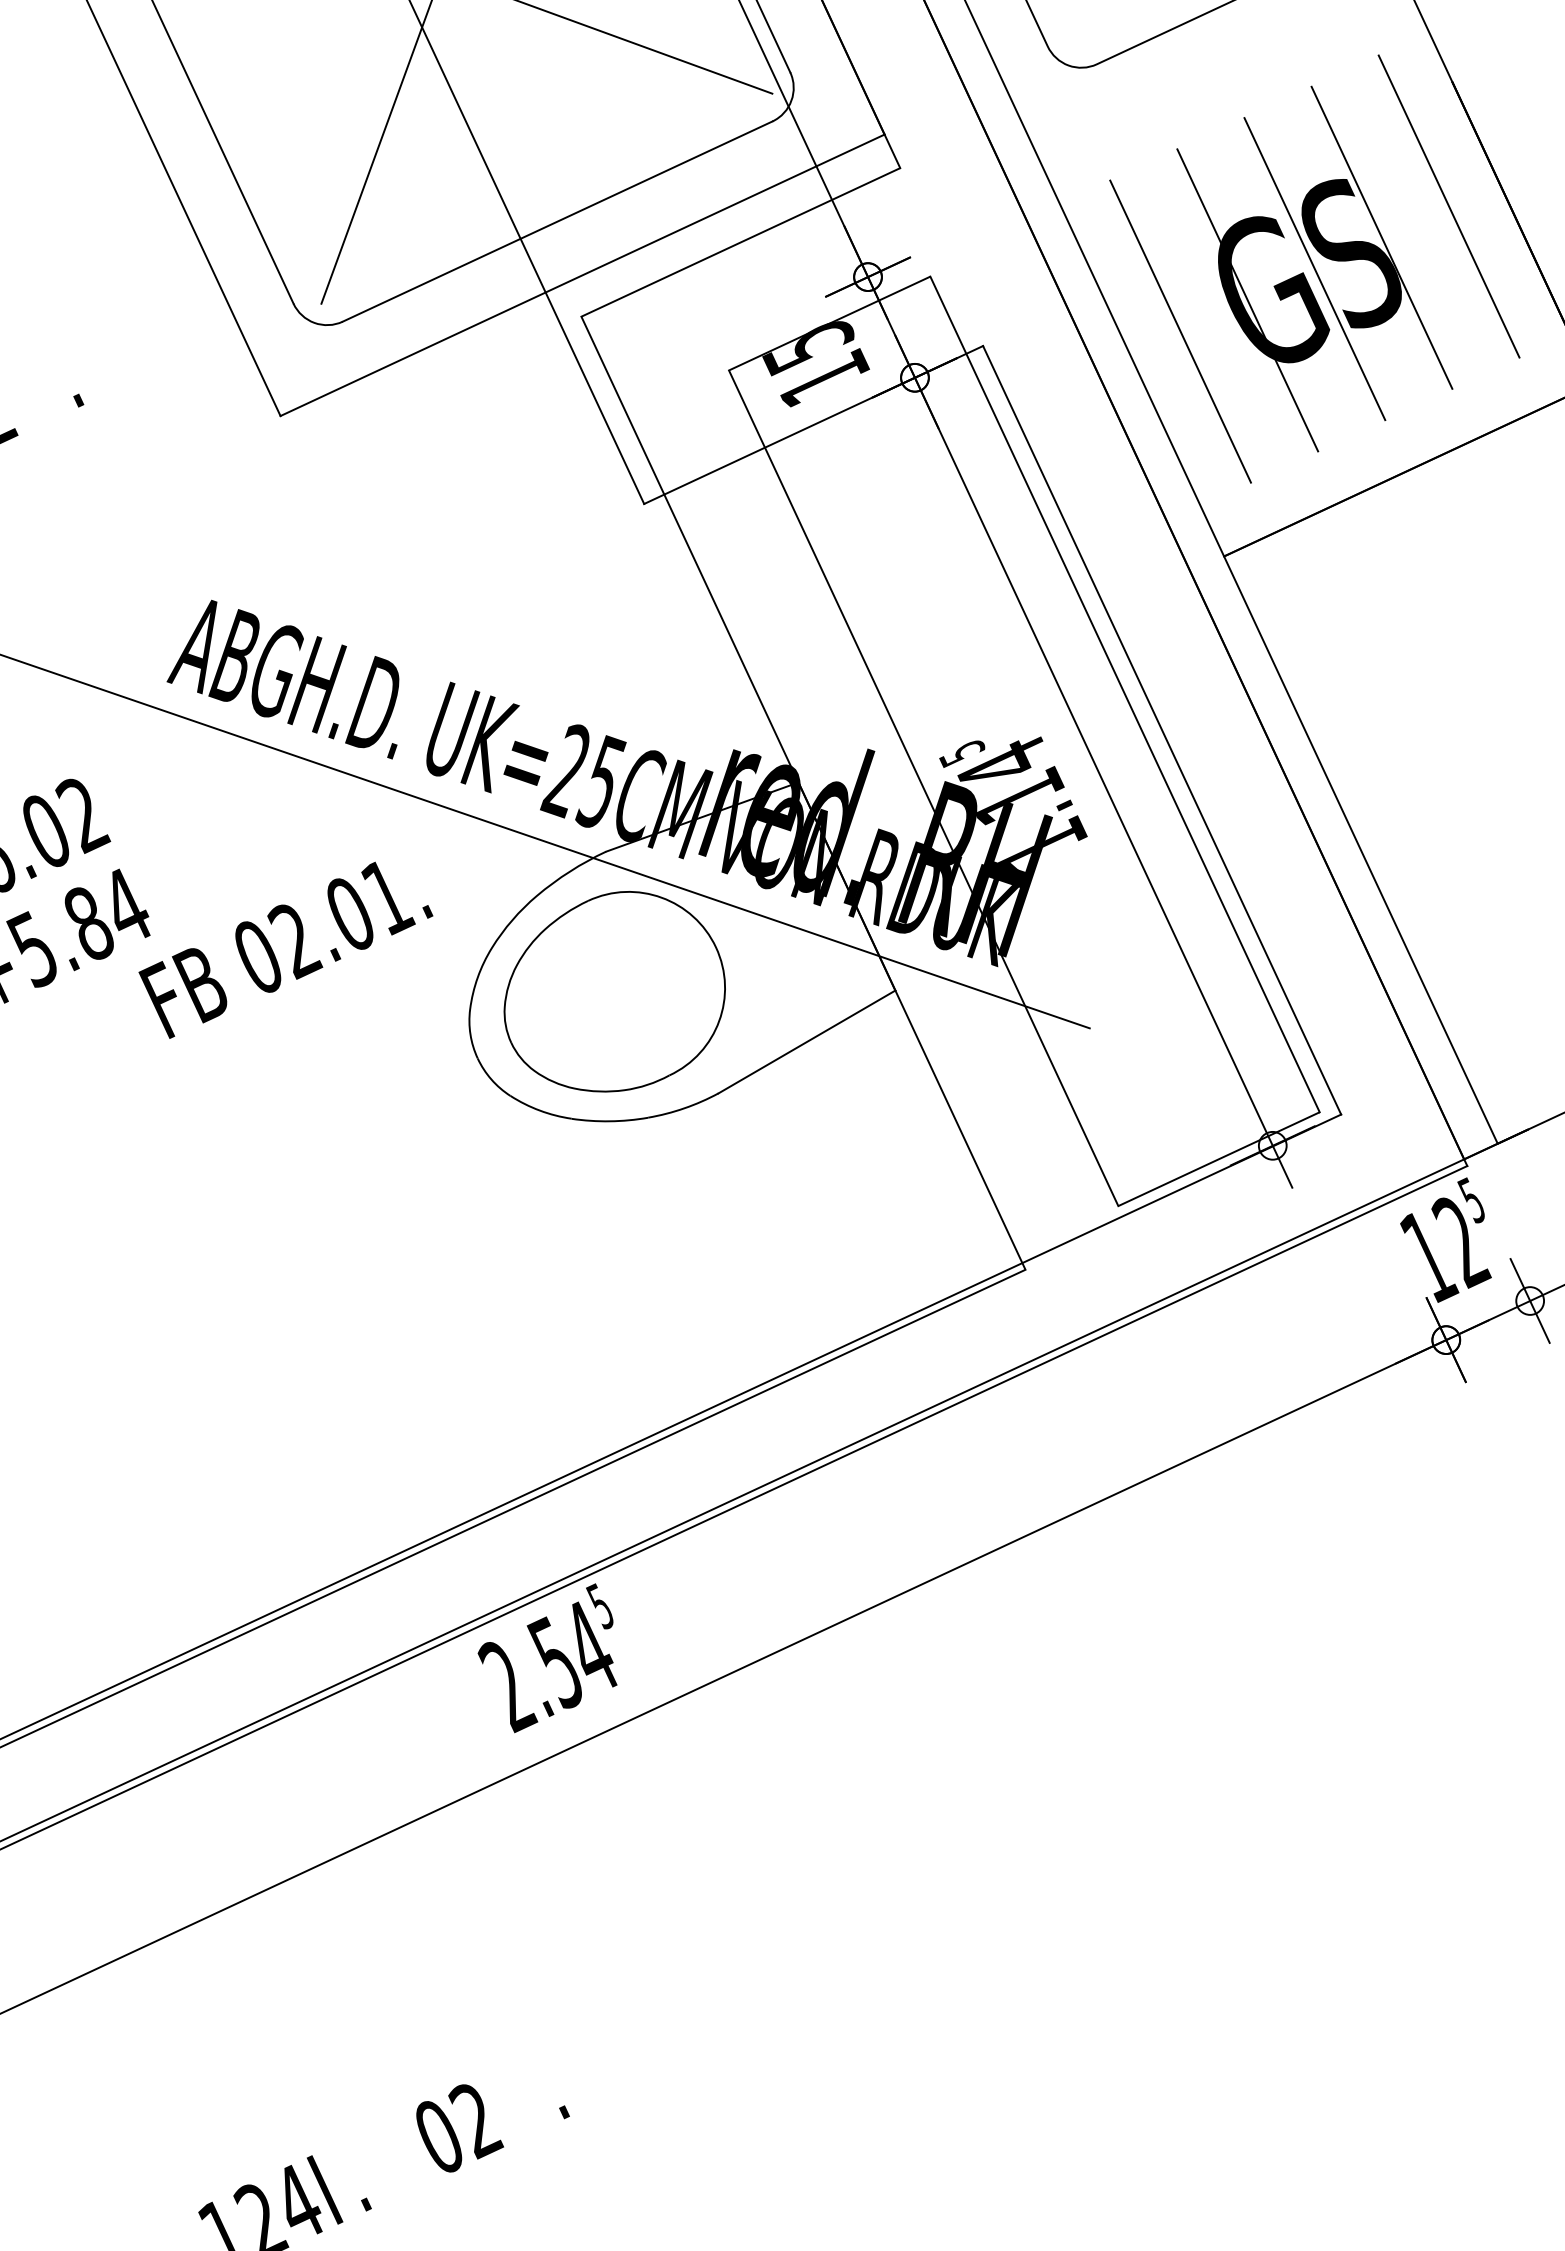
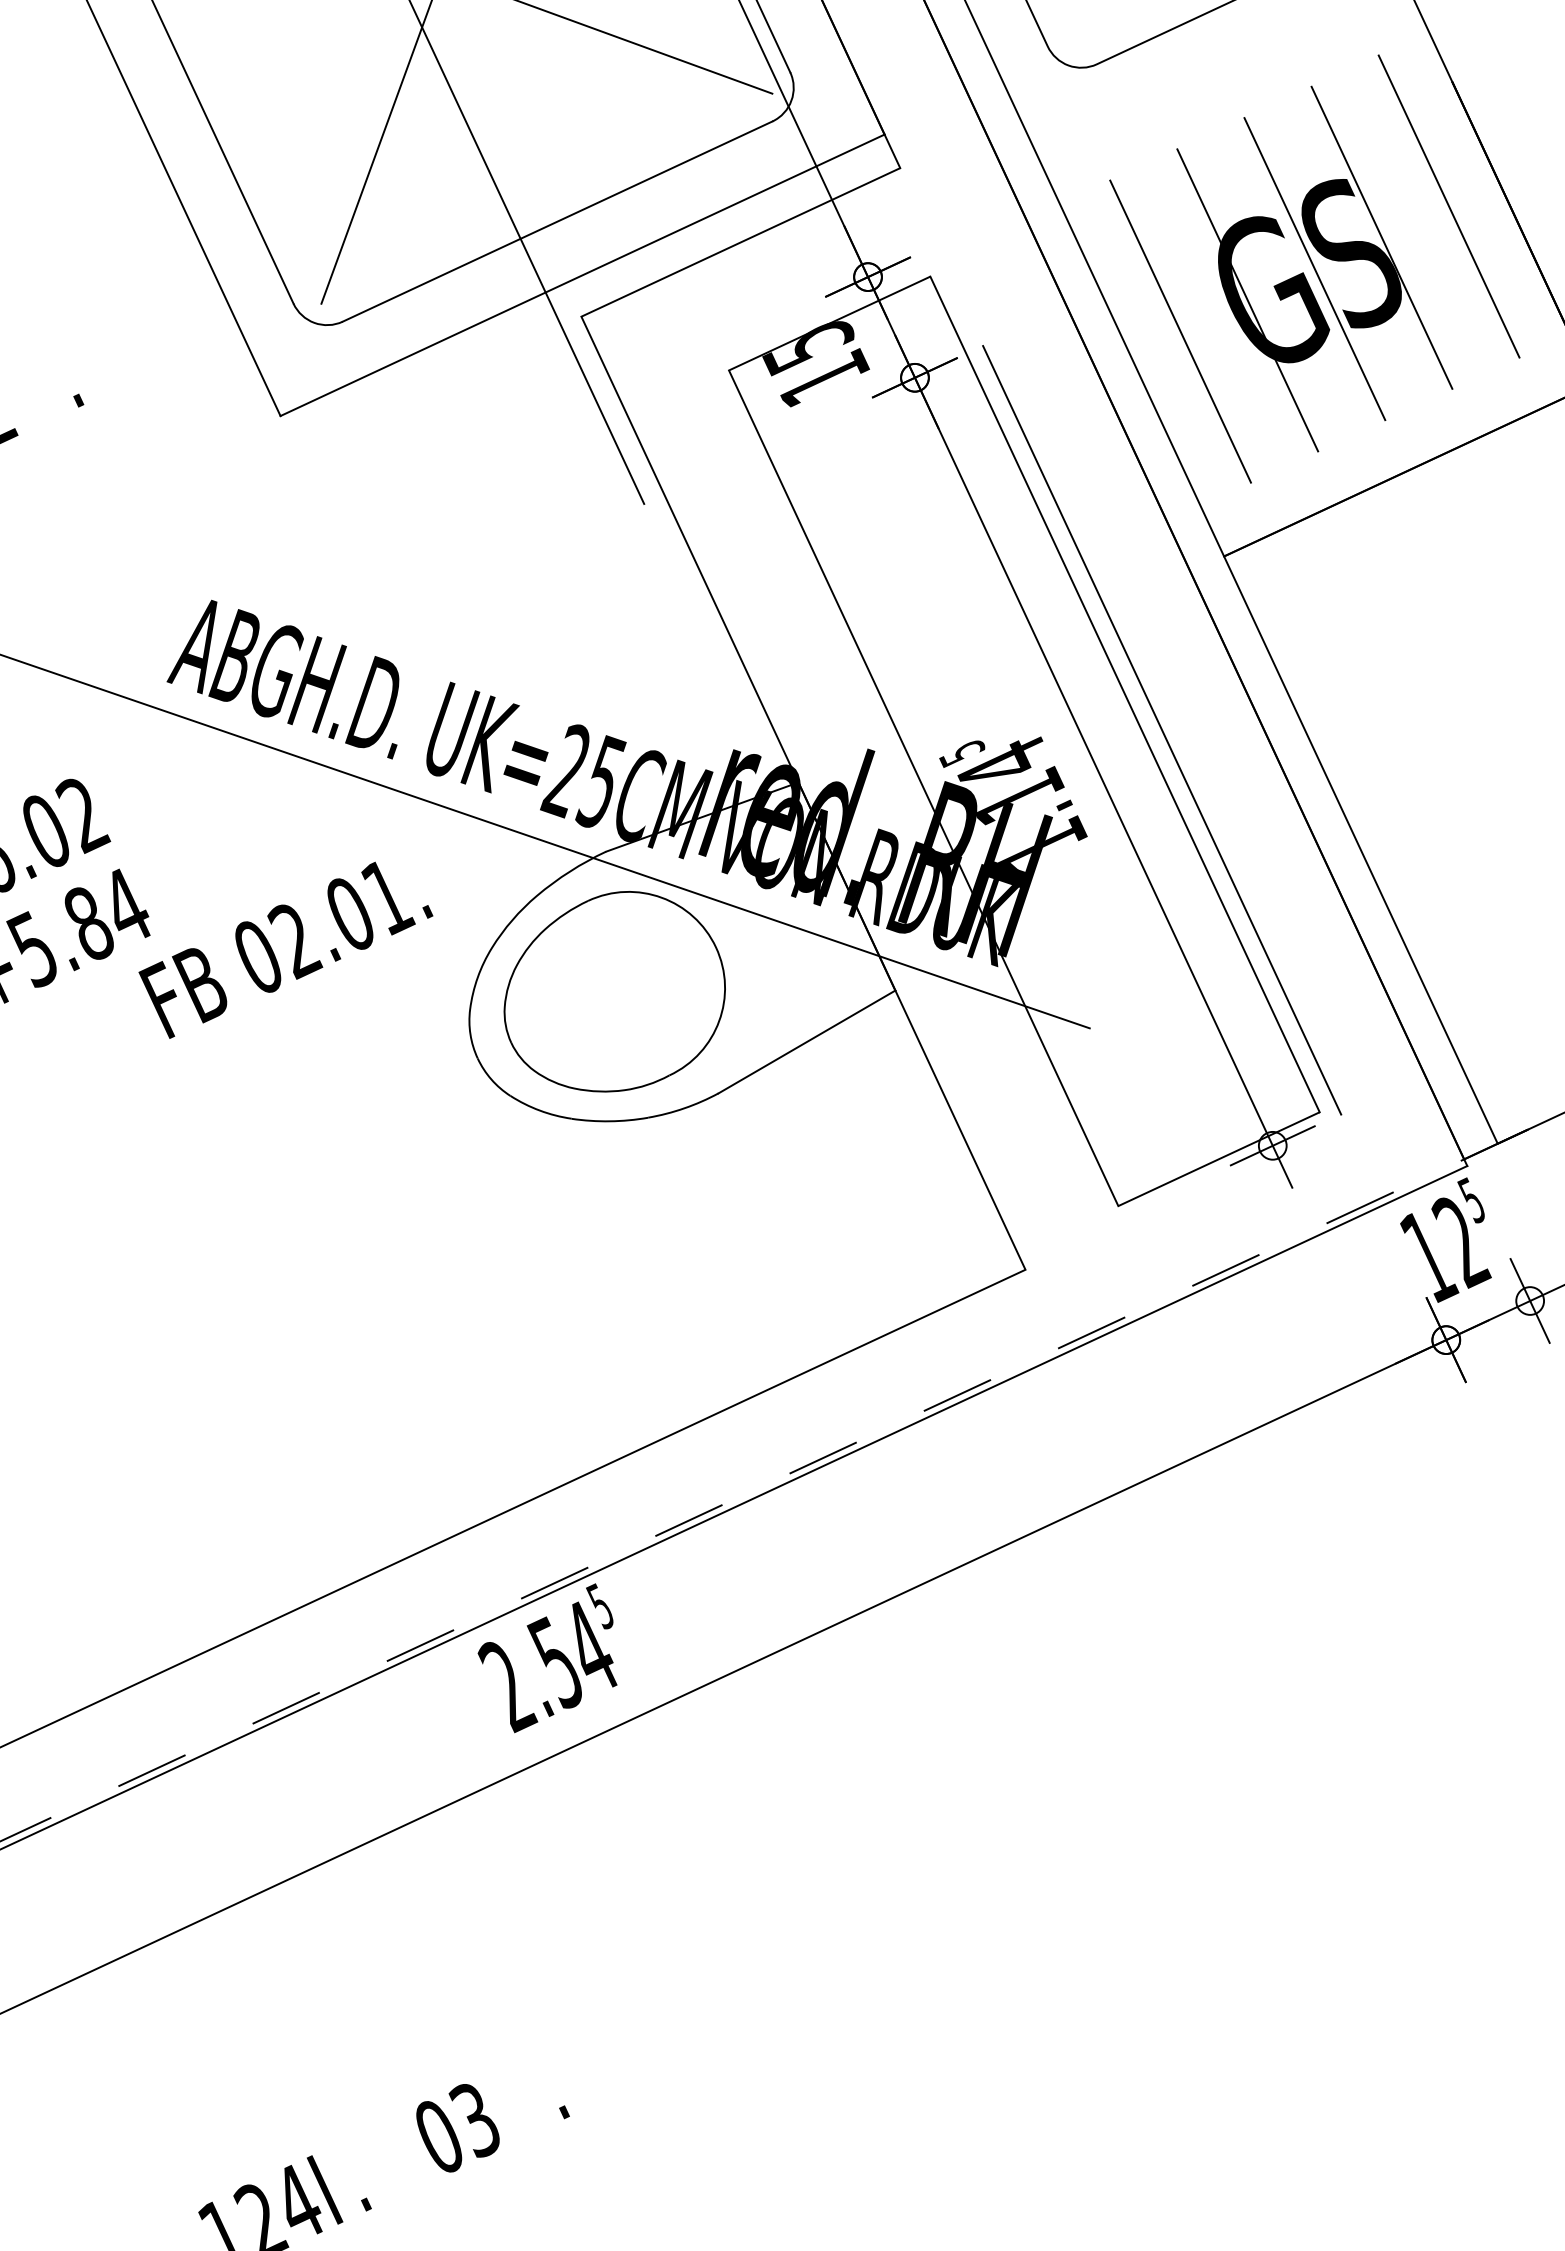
line: present -> none (813, 424)
line: present -> none (671, 1426)
line: solid -> dashed (763, 1485)
text: 02 -> 03 (476, 2121)
